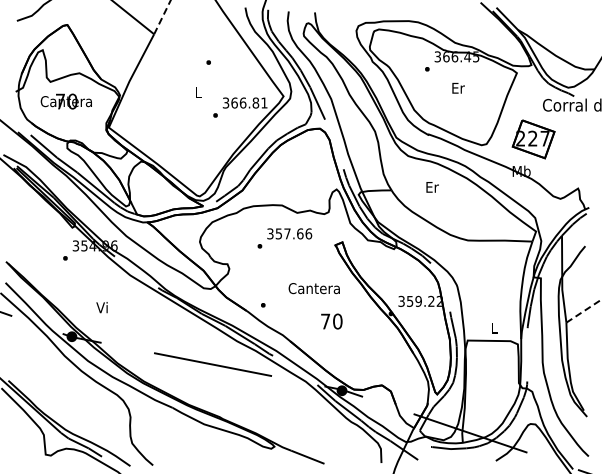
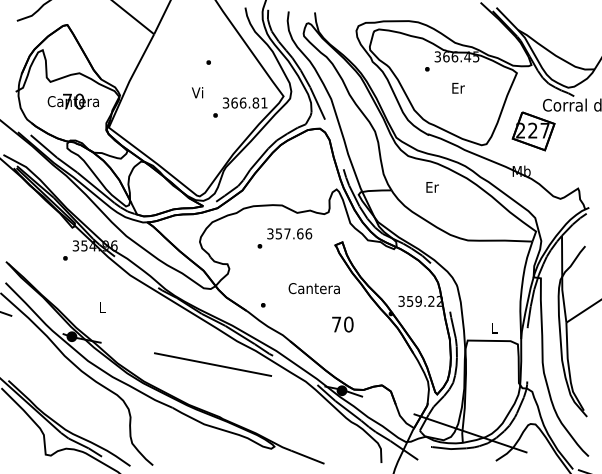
line: dashed -> solid (162, 17)
text: L -> Vi (197, 92)
text position: (65, 101) -> (72, 101) (72, 101)
part position: (533, 139) -> (533, 131) (533, 131)
text: Vi -> L (101, 307)
line: dashed -> solid (584, 310)
text position: (331, 321) -> (342, 324) (342, 324)
